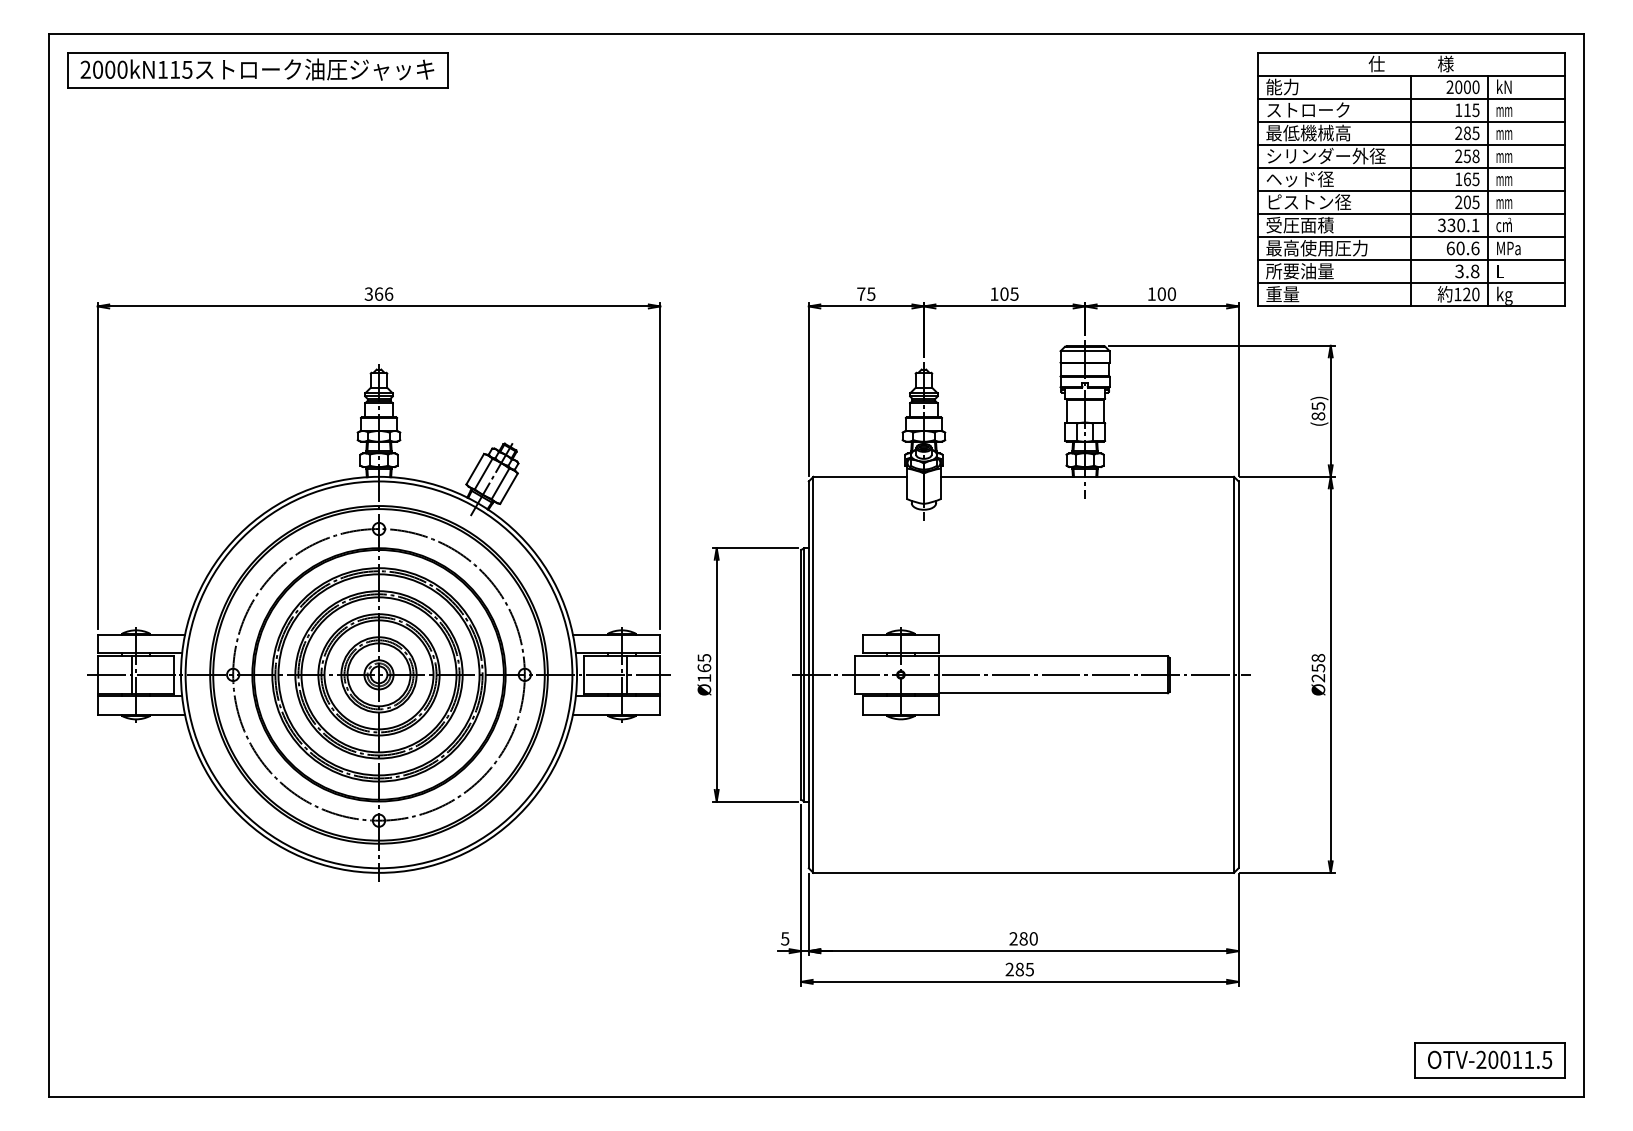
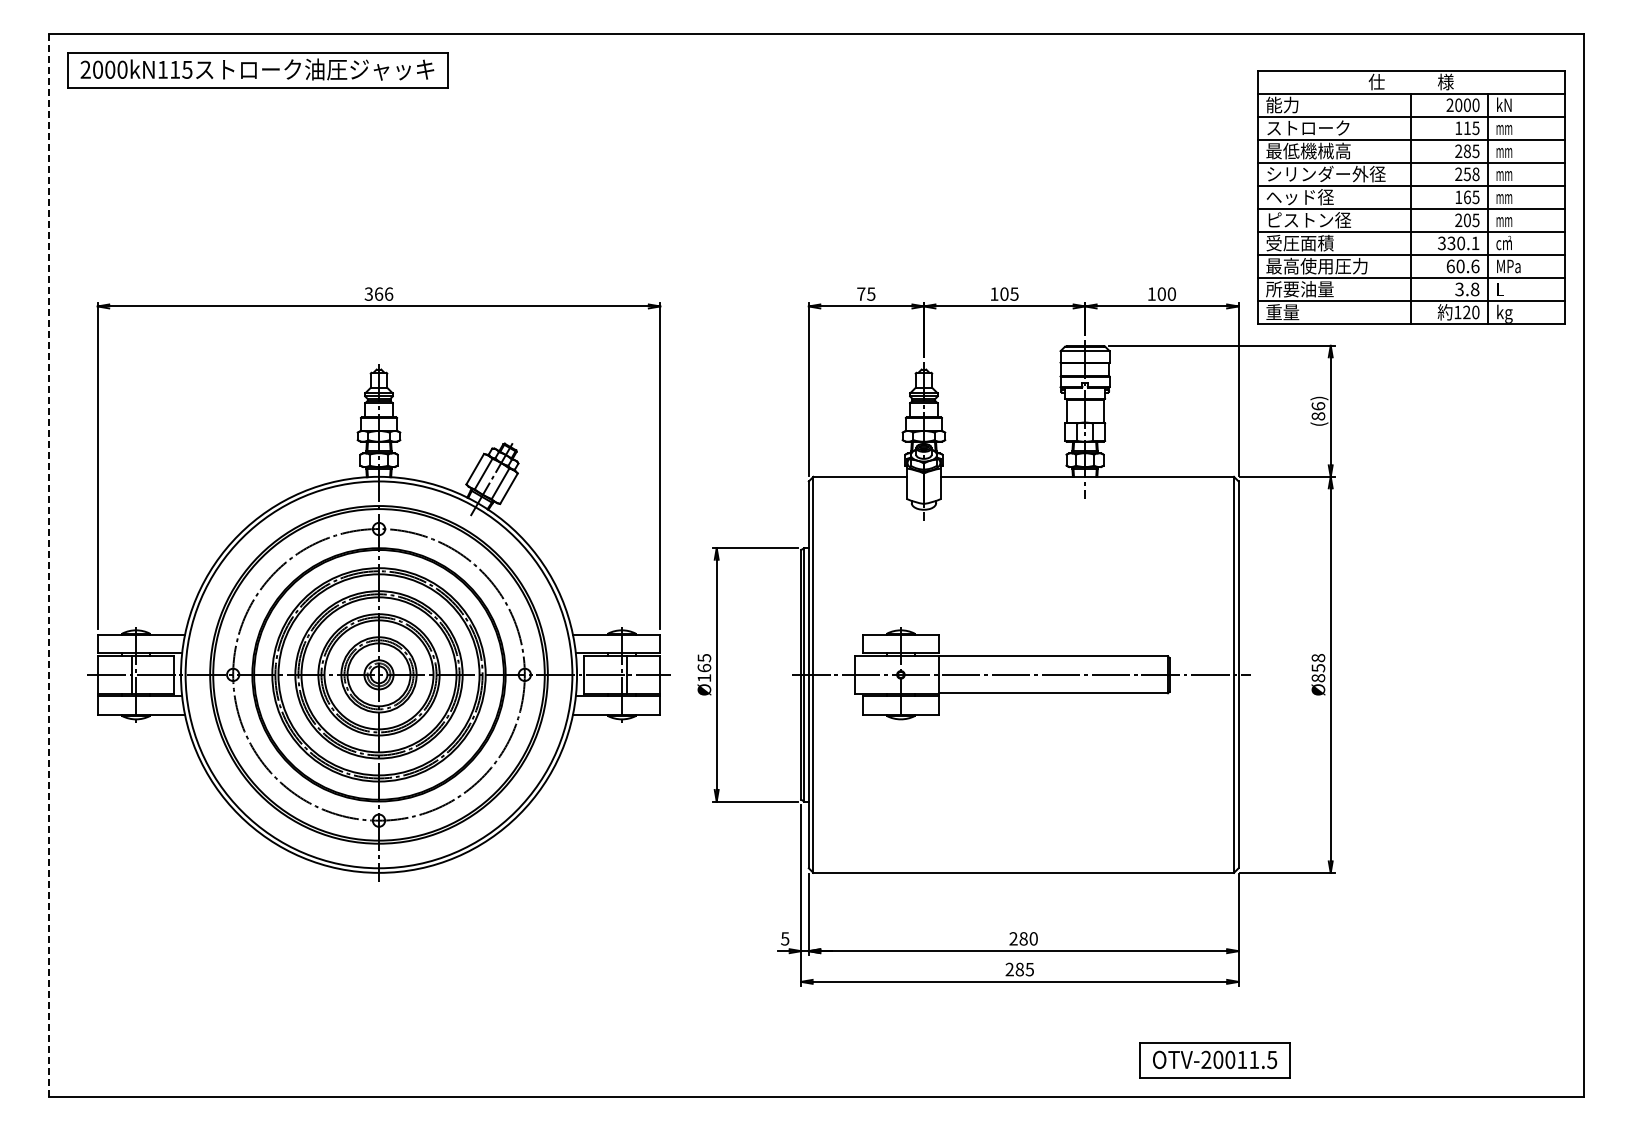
part position: (1411, 179) -> (1411, 197) (1411, 197)
text: (85) -> (86) (1318, 406)
line: solid -> dashed (48, 565)
text: Ø258 -> Ø858 (1318, 678)
part position: (1489, 1060) -> (1214, 1060) (1214, 1060)
